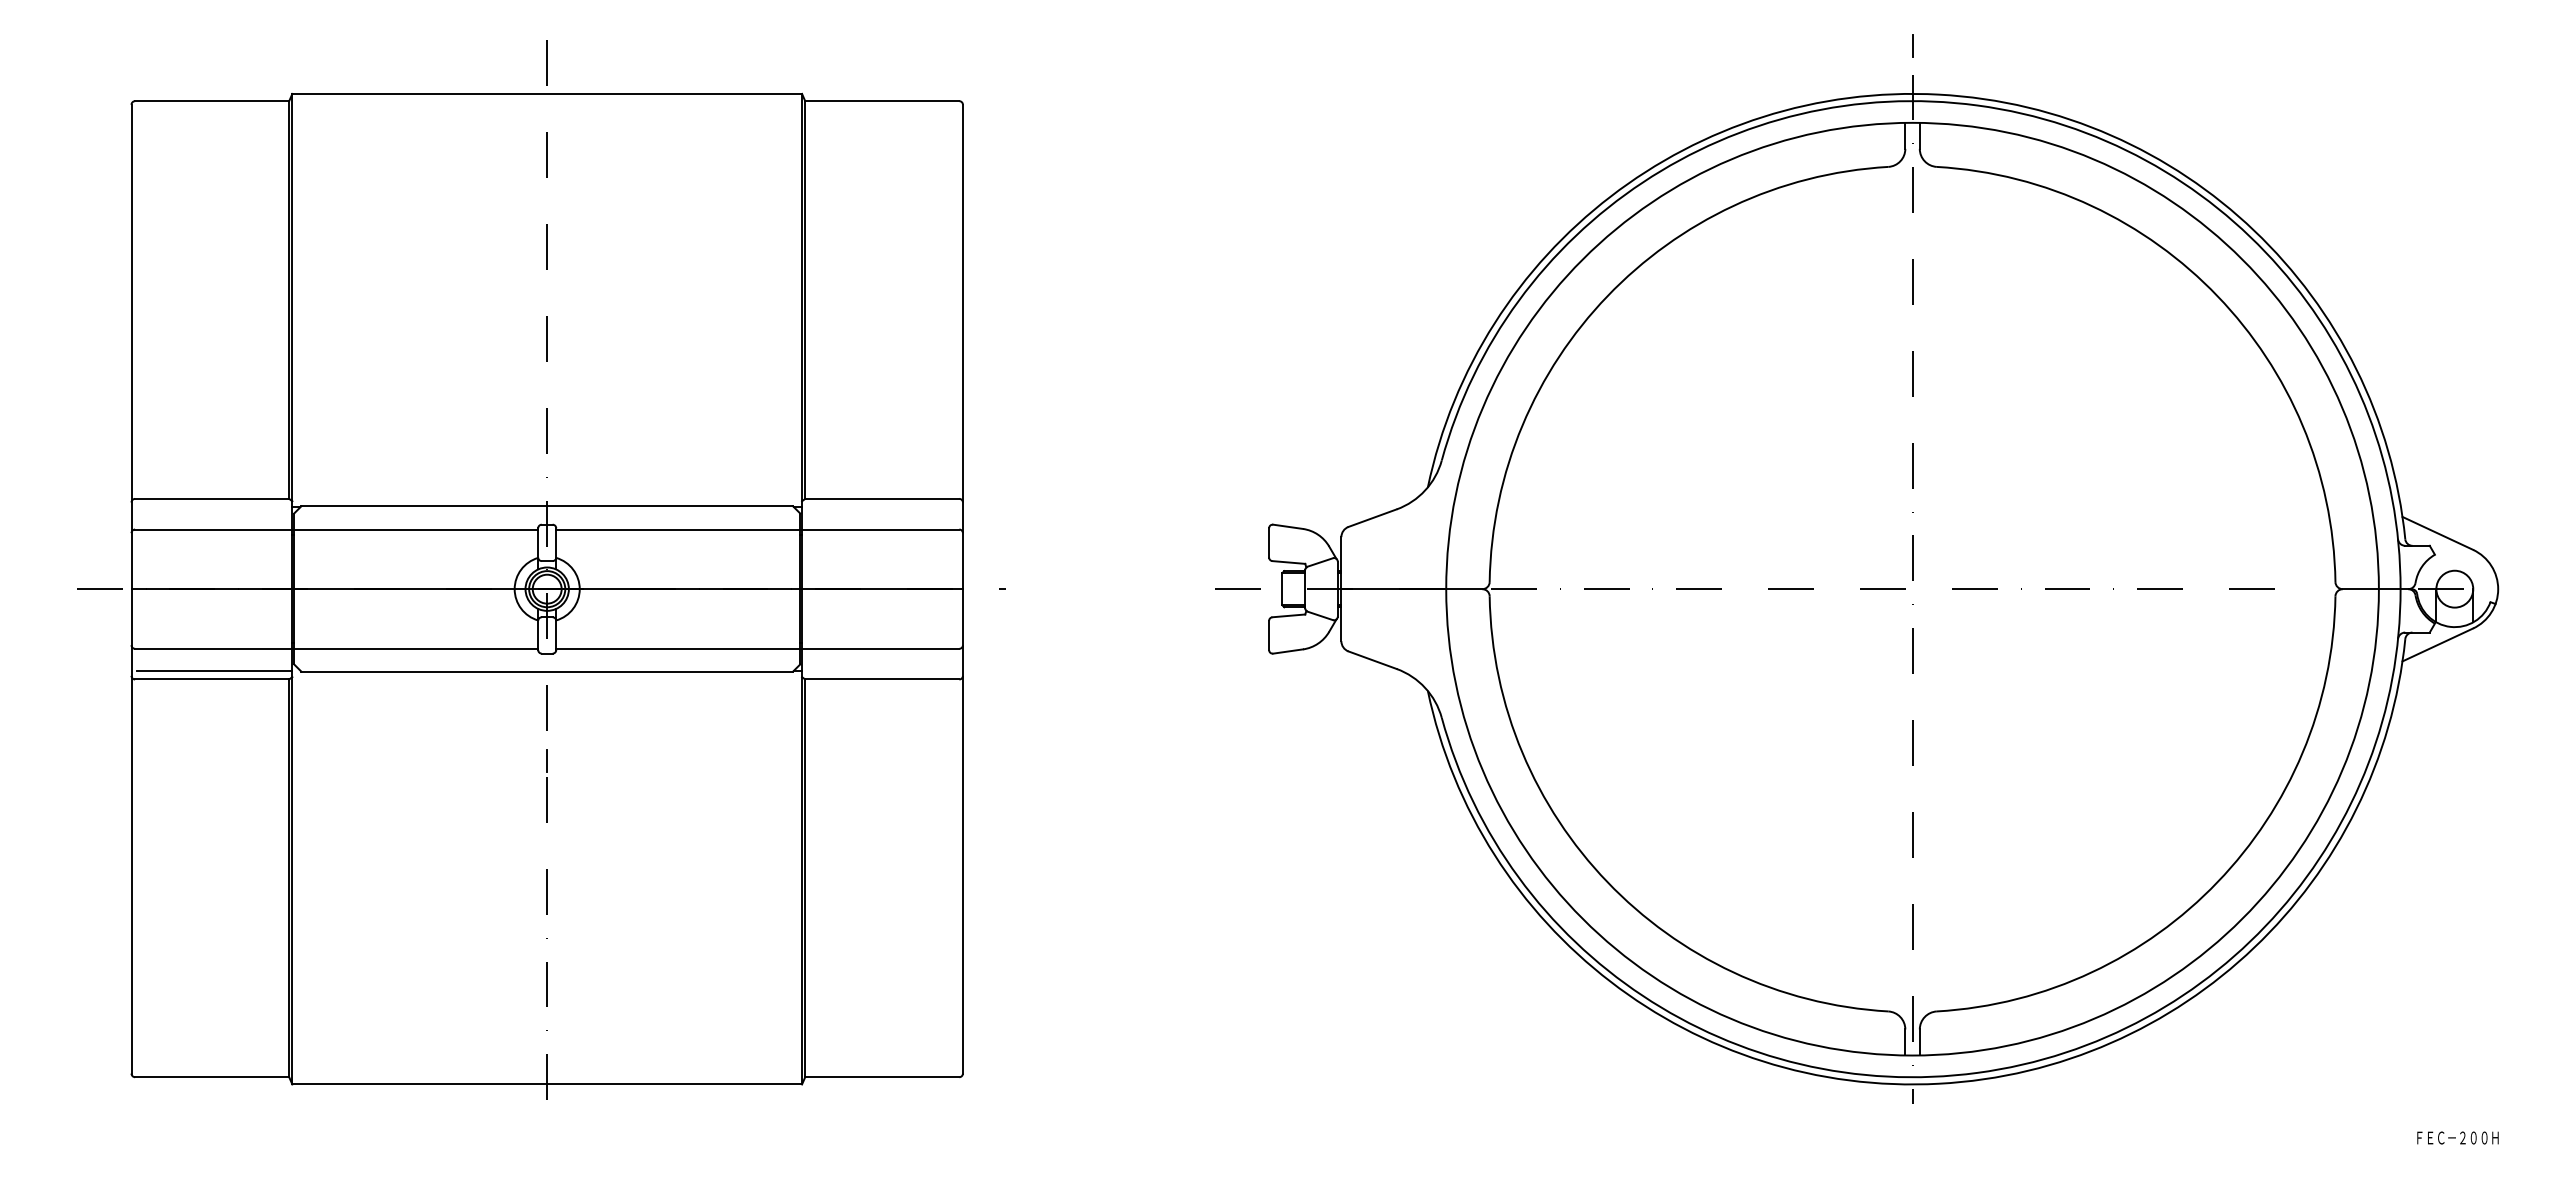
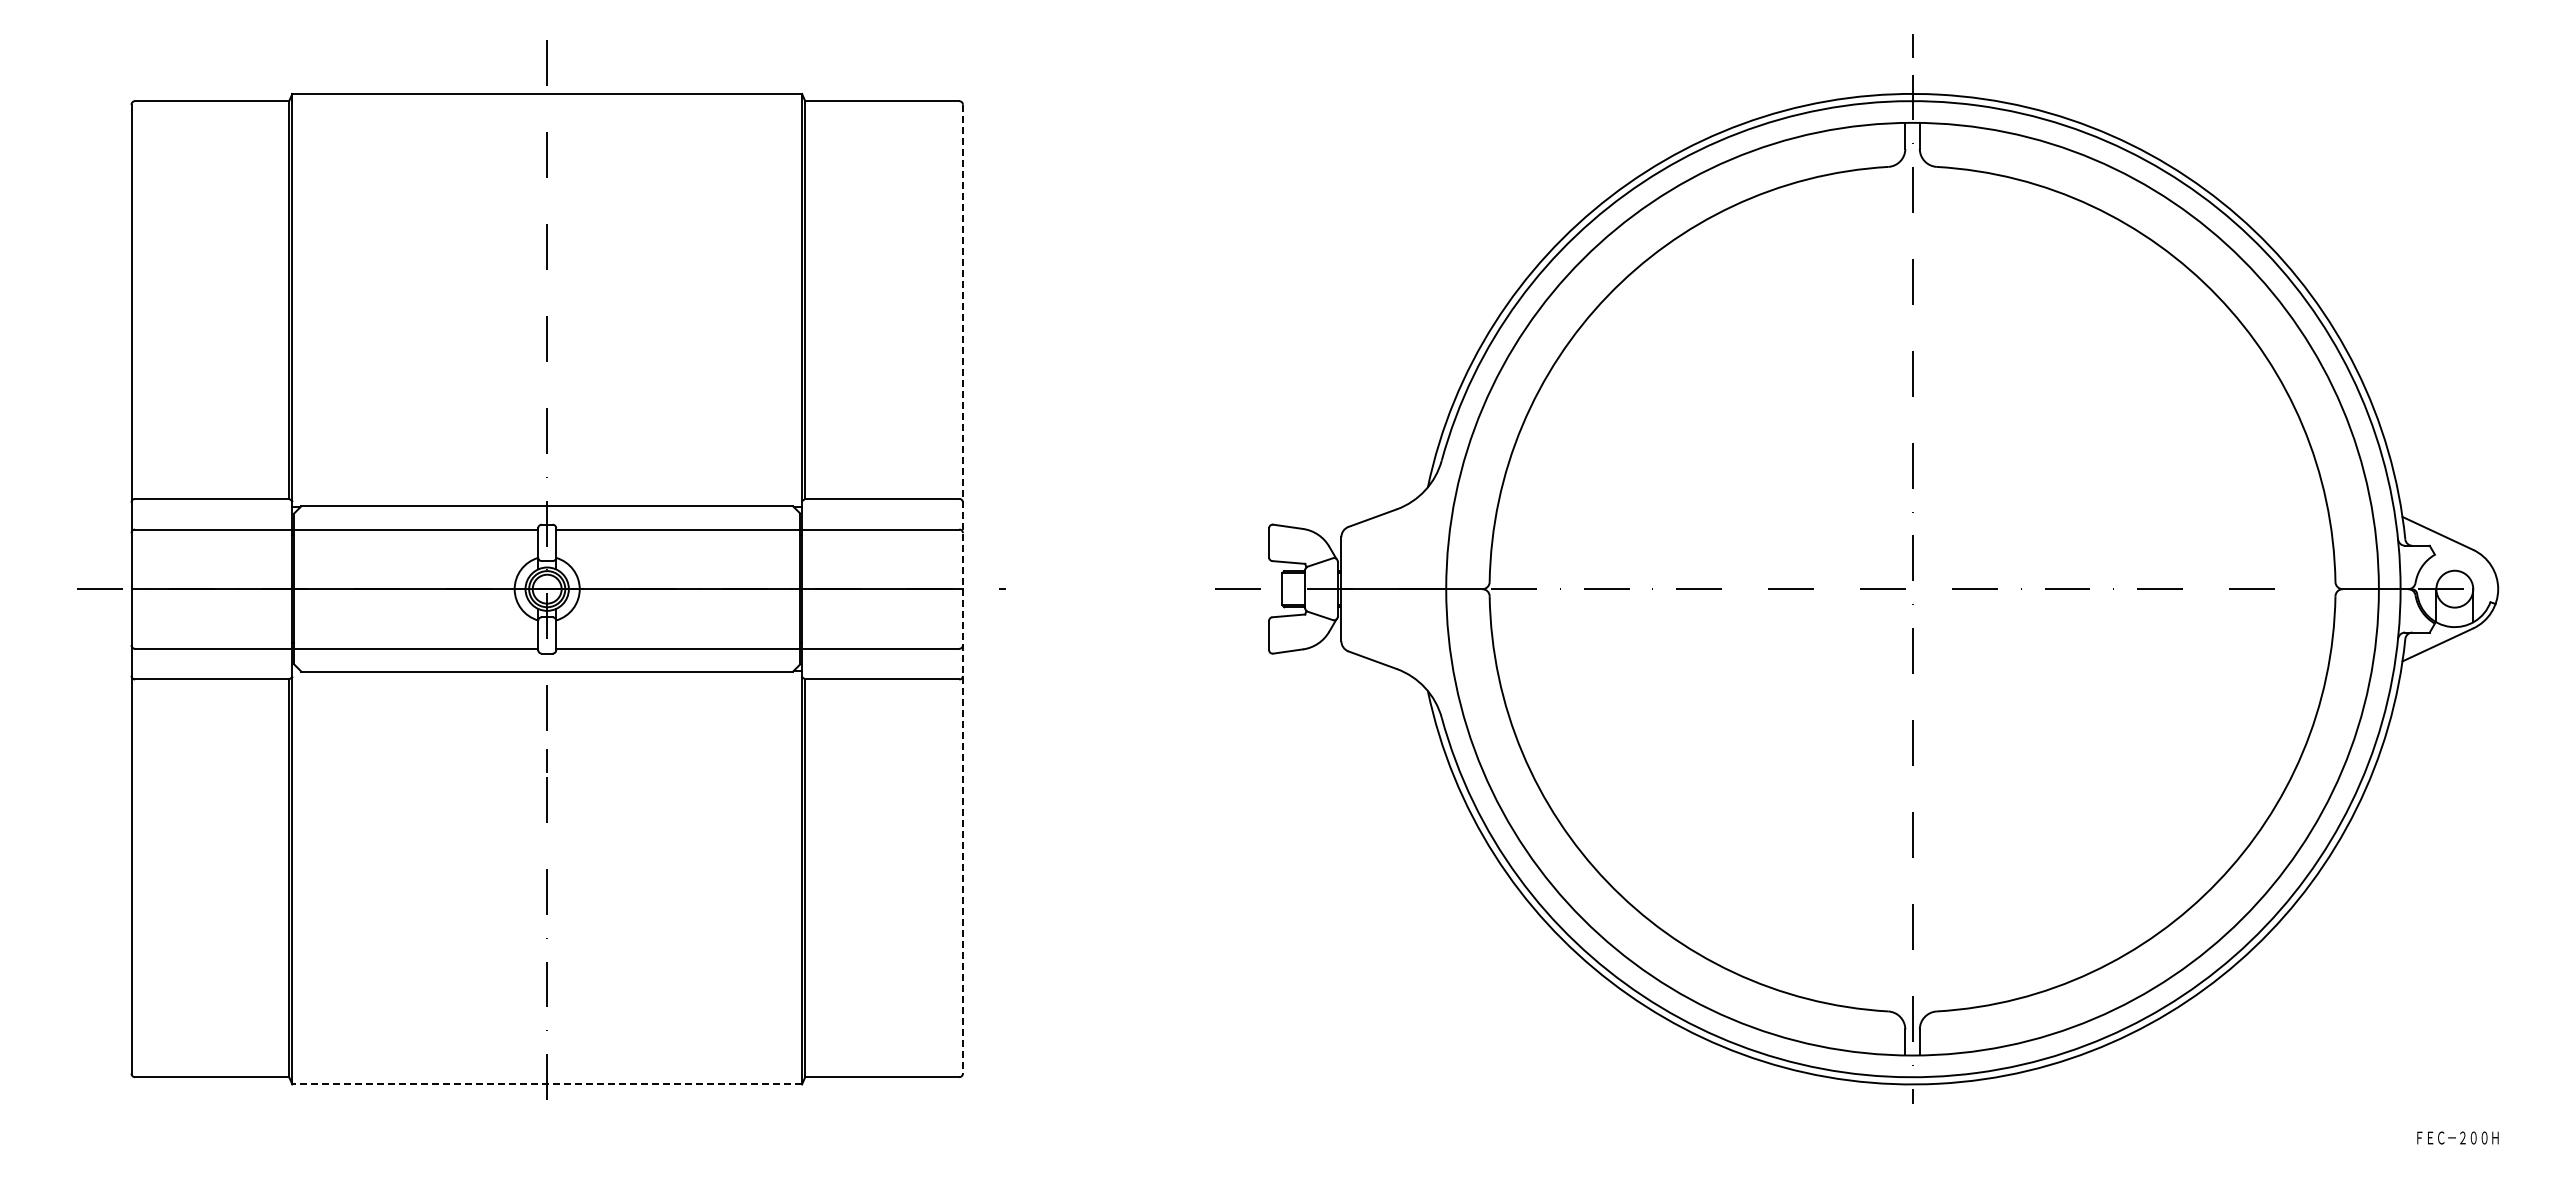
line: solid -> dashed (962, 589)
line: present -> none (214, 670)
line: solid -> dashed (547, 1084)
